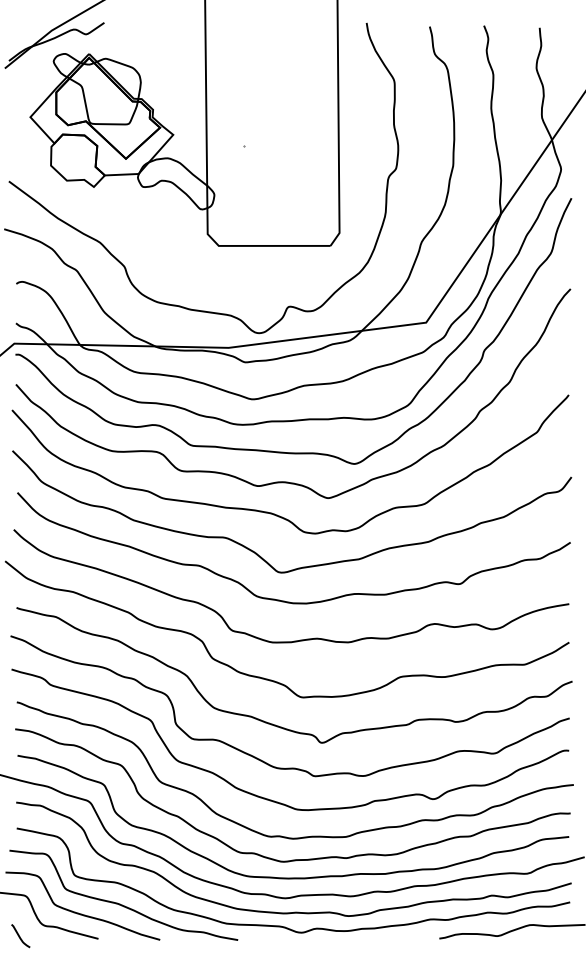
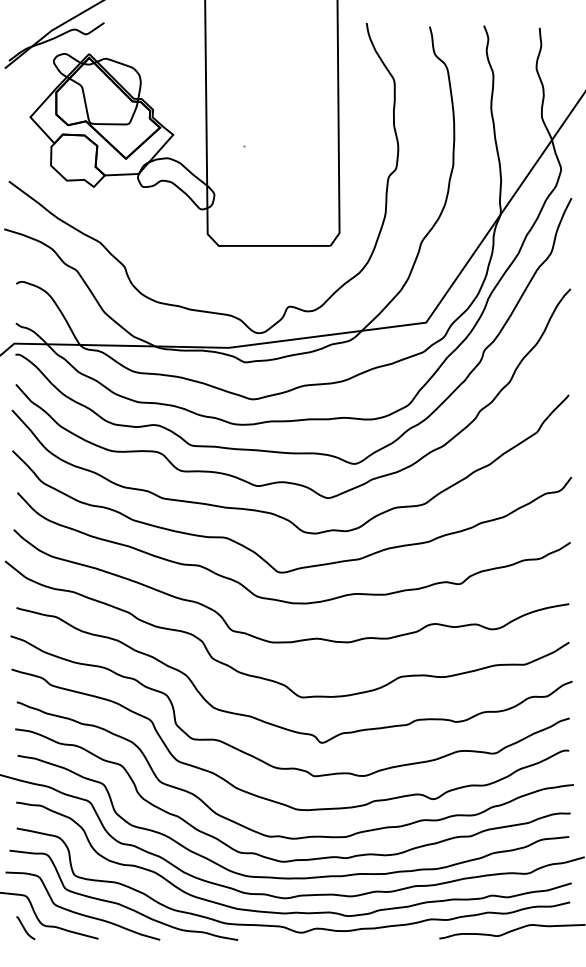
curve position: (20, 936) -> (25, 928) (25, 928)
